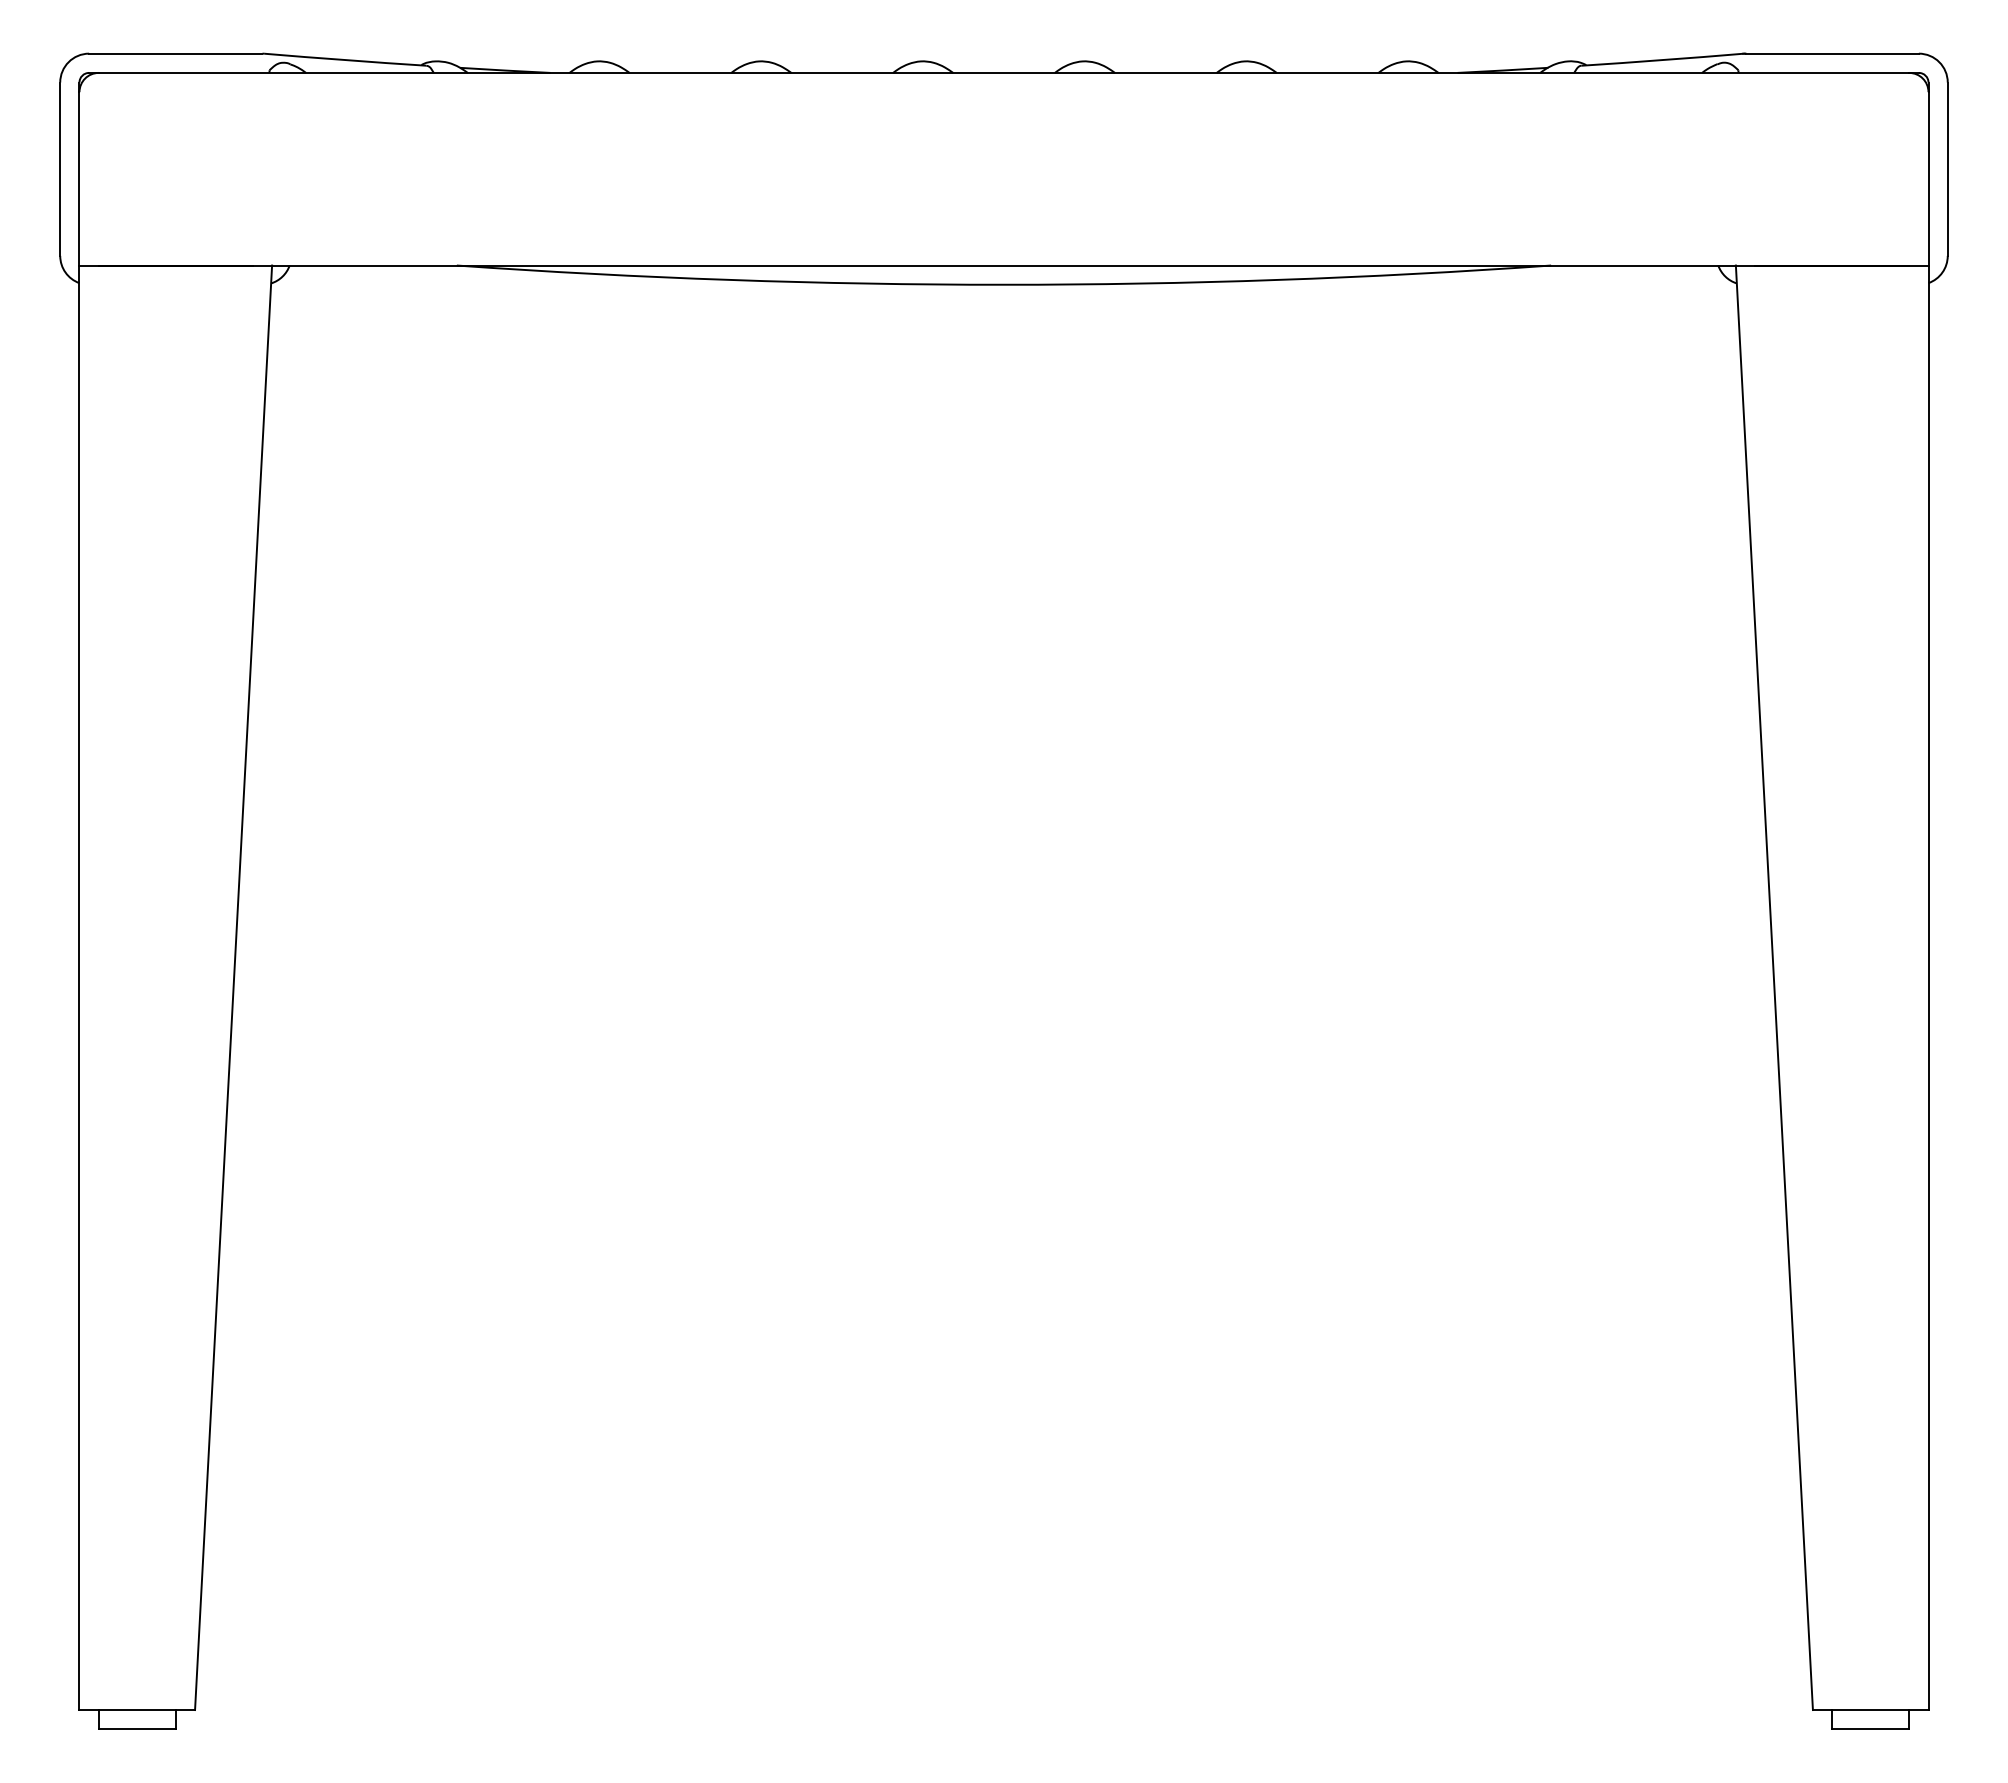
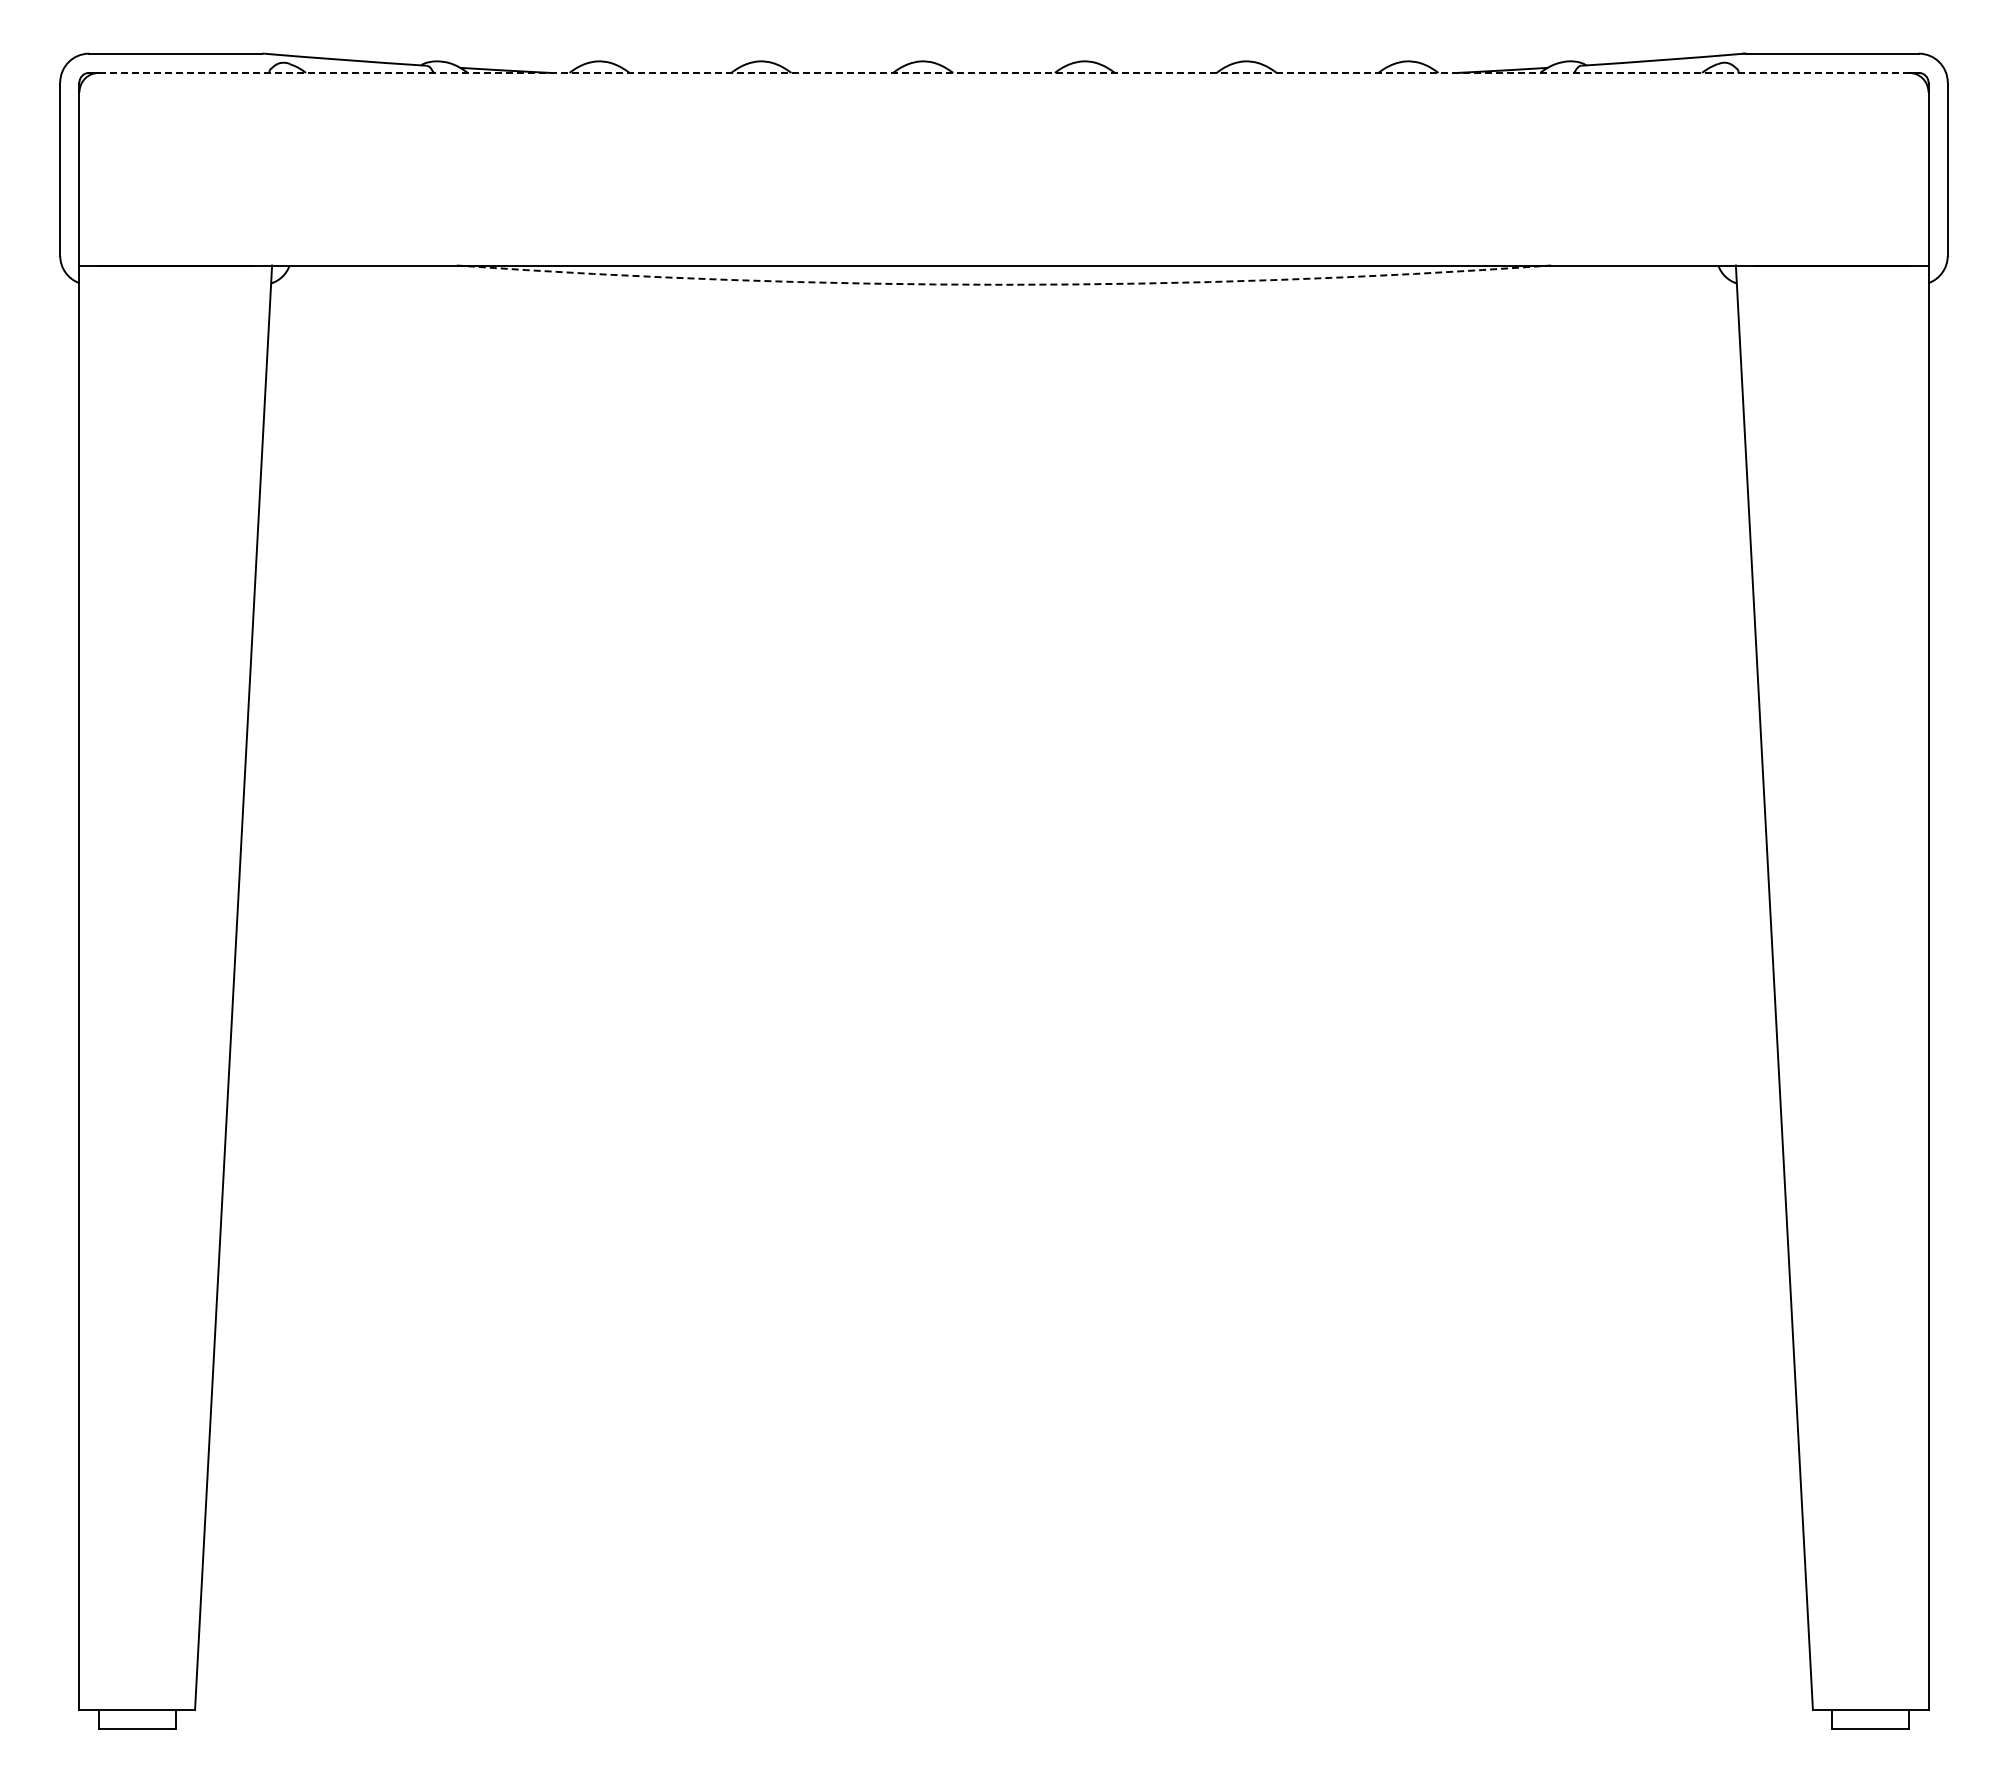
line: solid -> dashed (1004, 72)
arc: solid -> dashed (1003, 284)
